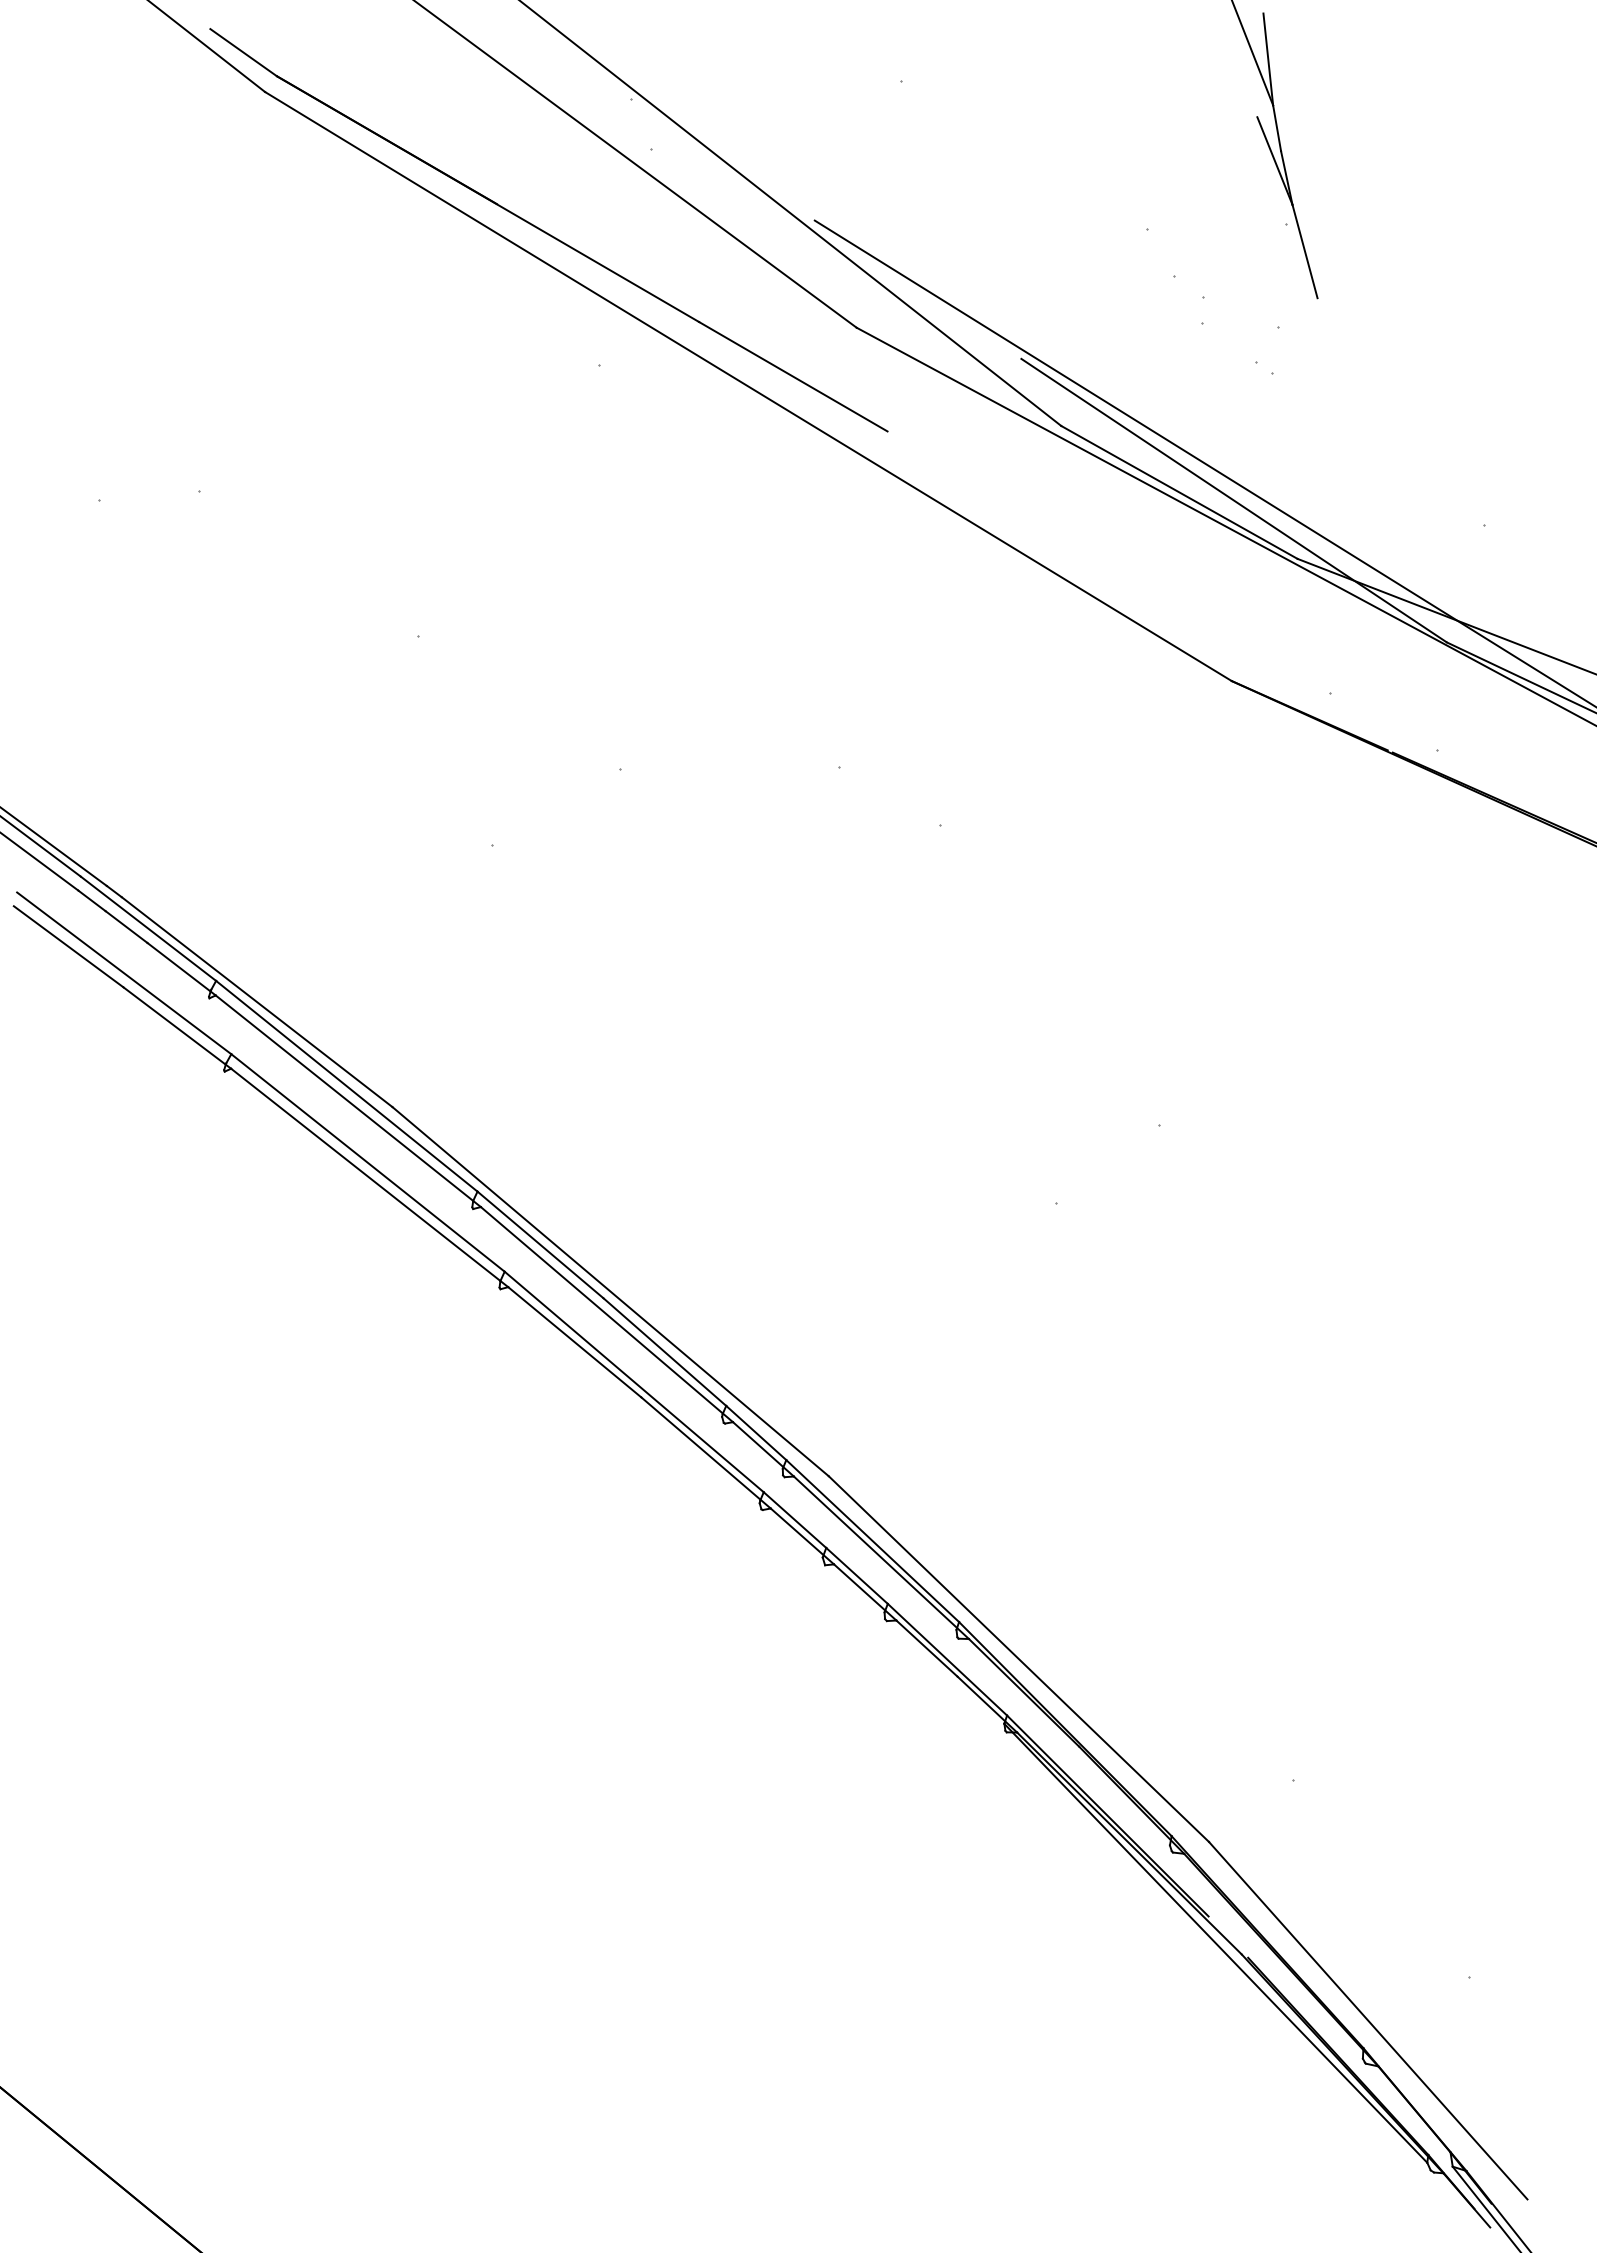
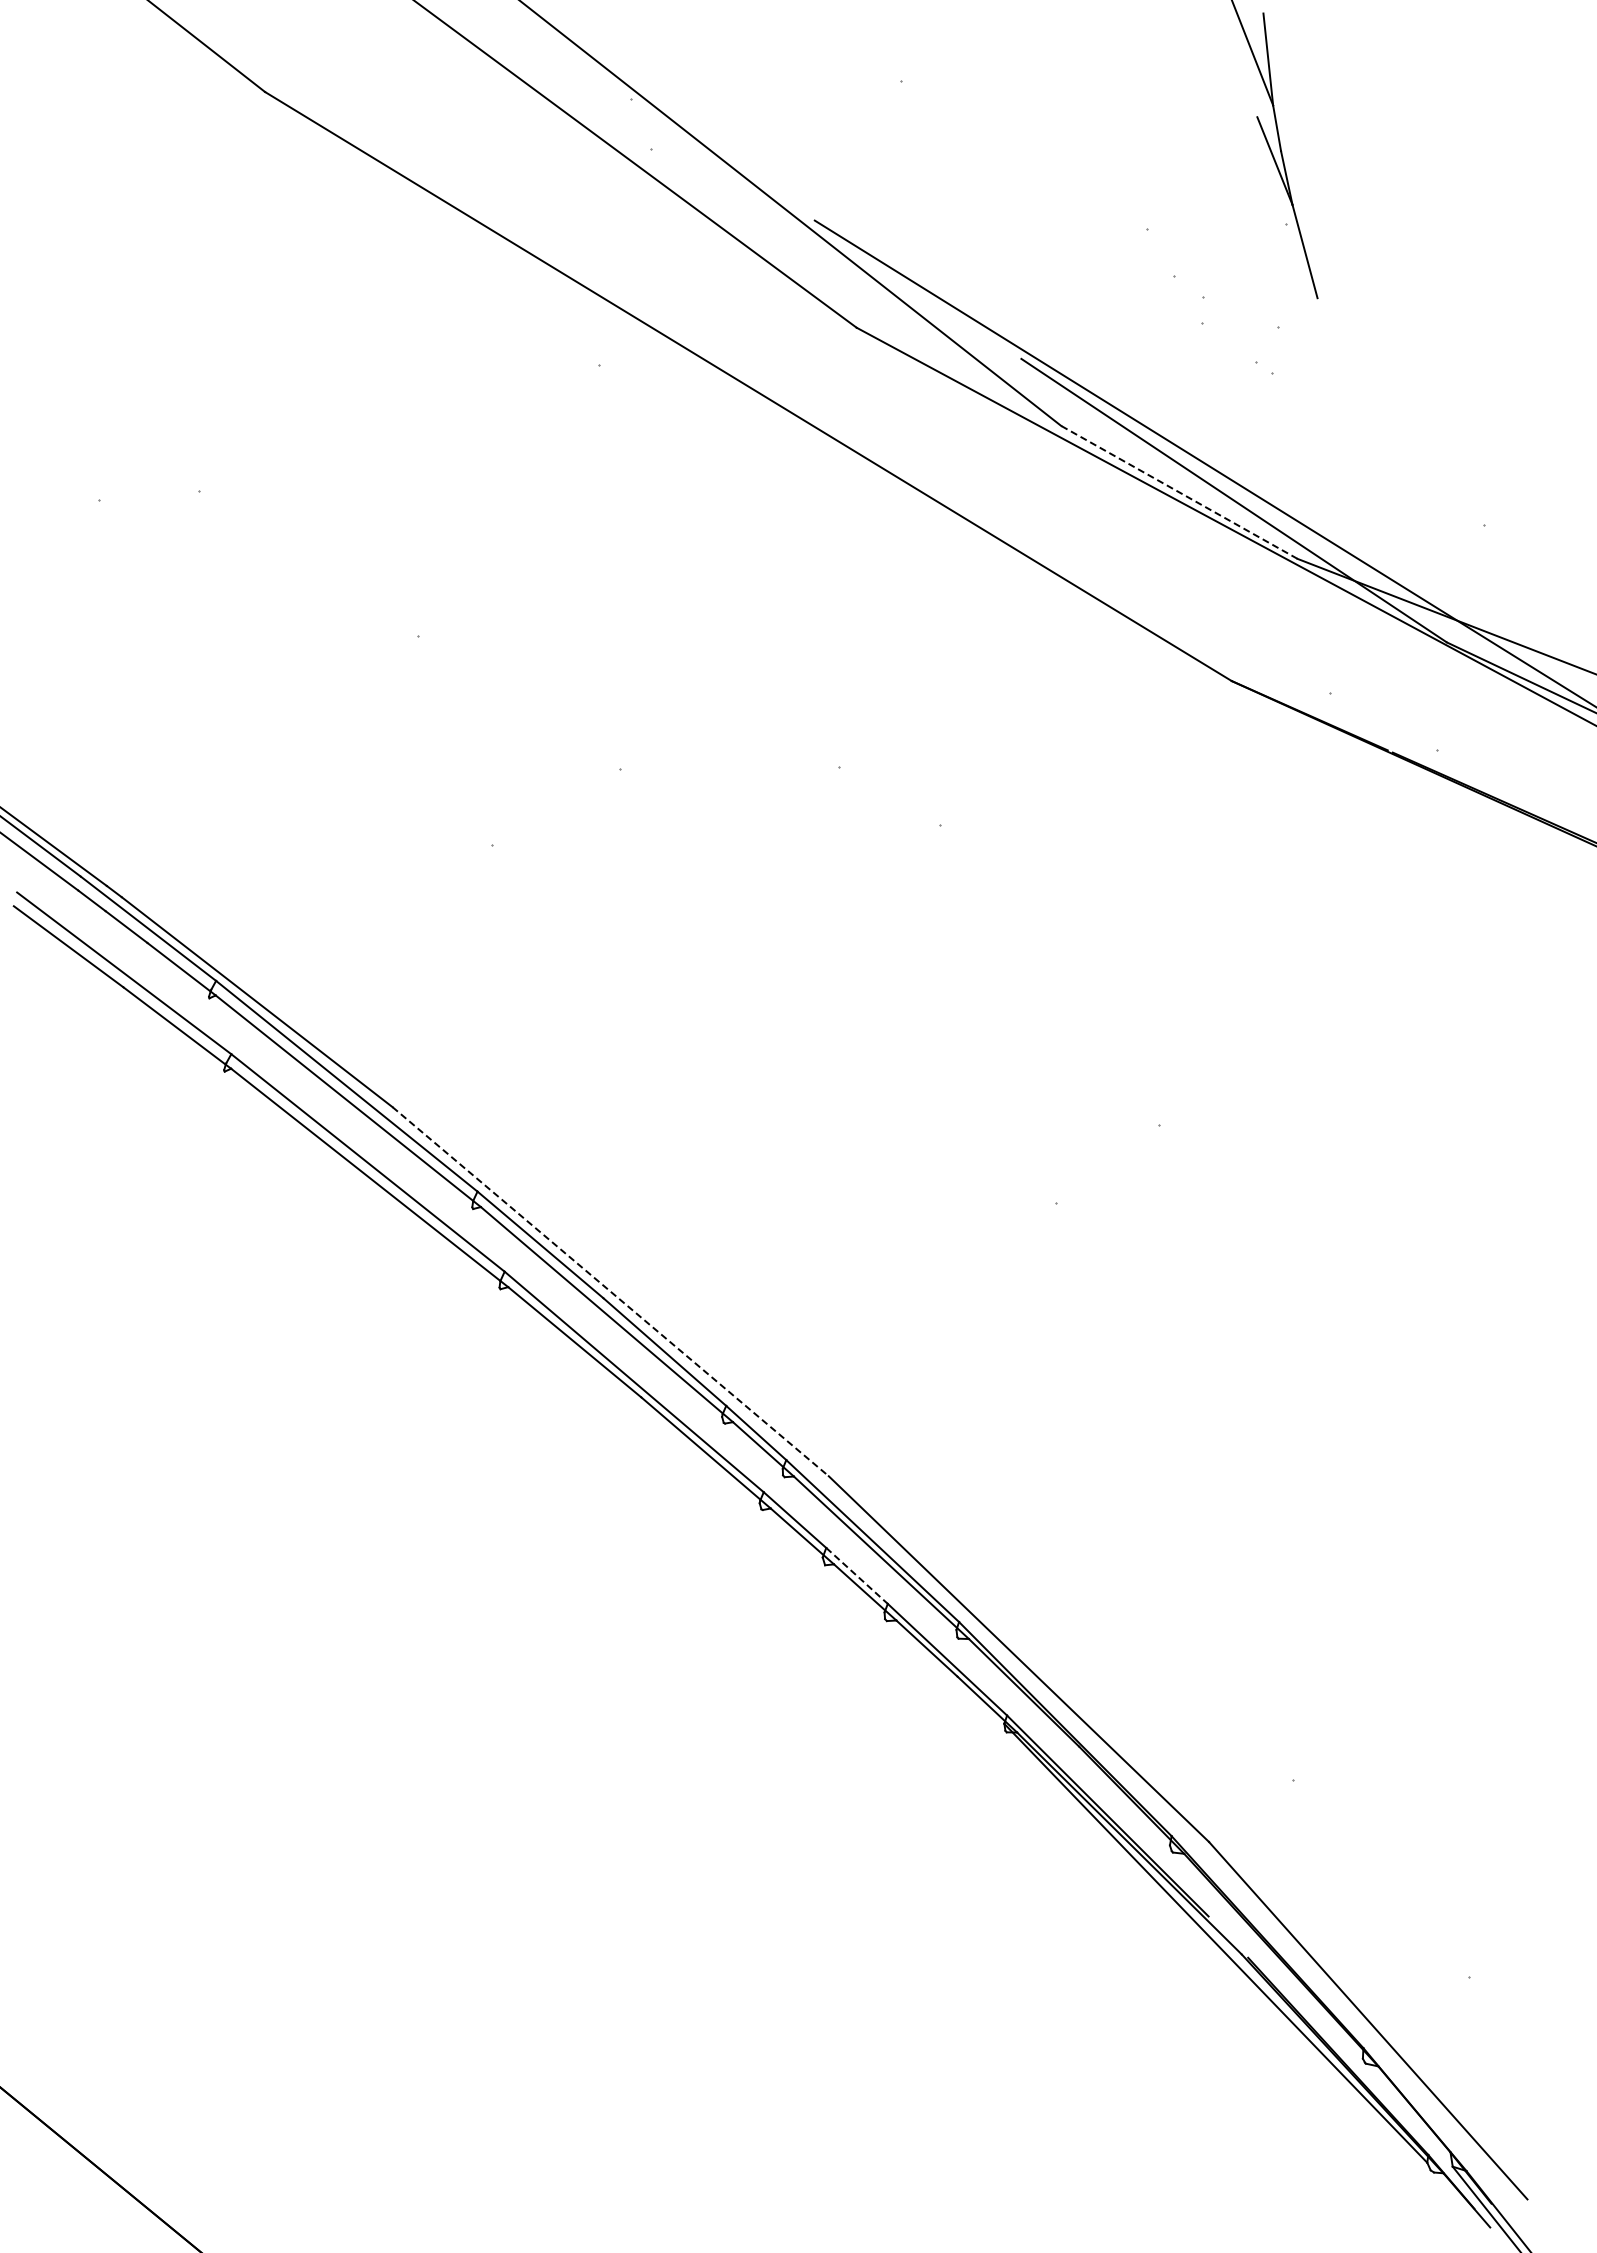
part: present -> none (548, 230)
line: solid -> dashed (1179, 492)
line: solid -> dashed (610, 1291)
line: solid -> dashed (857, 1575)
